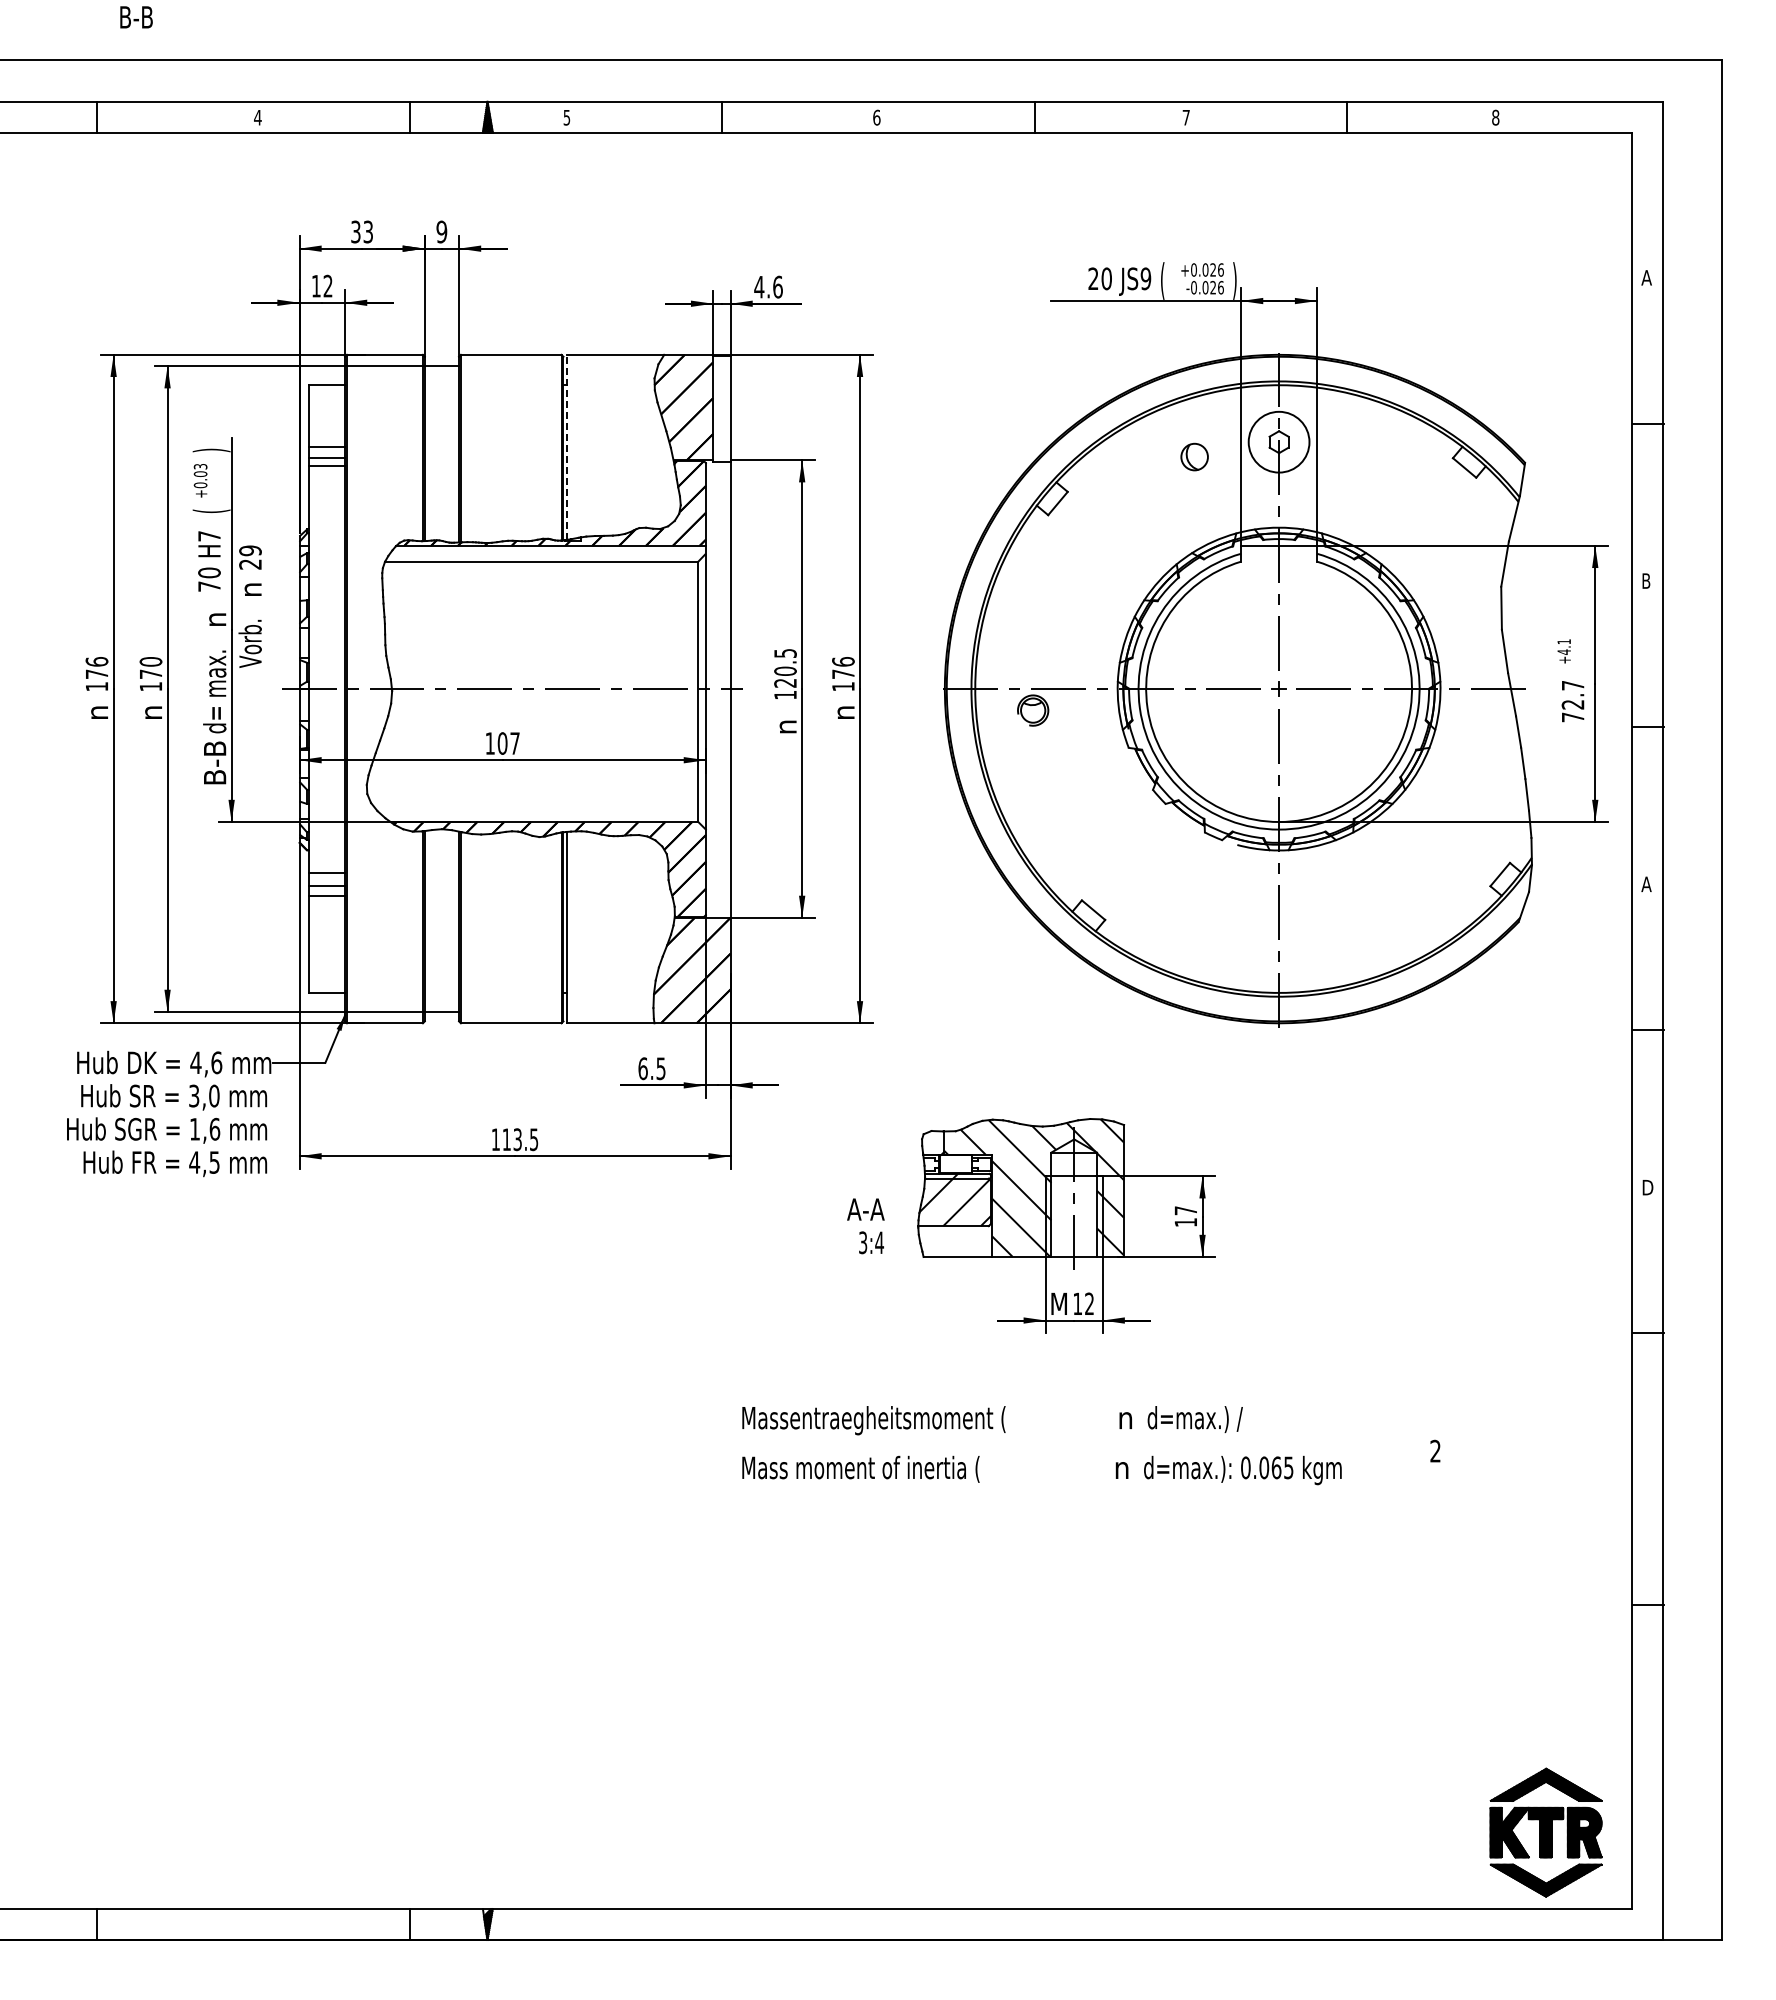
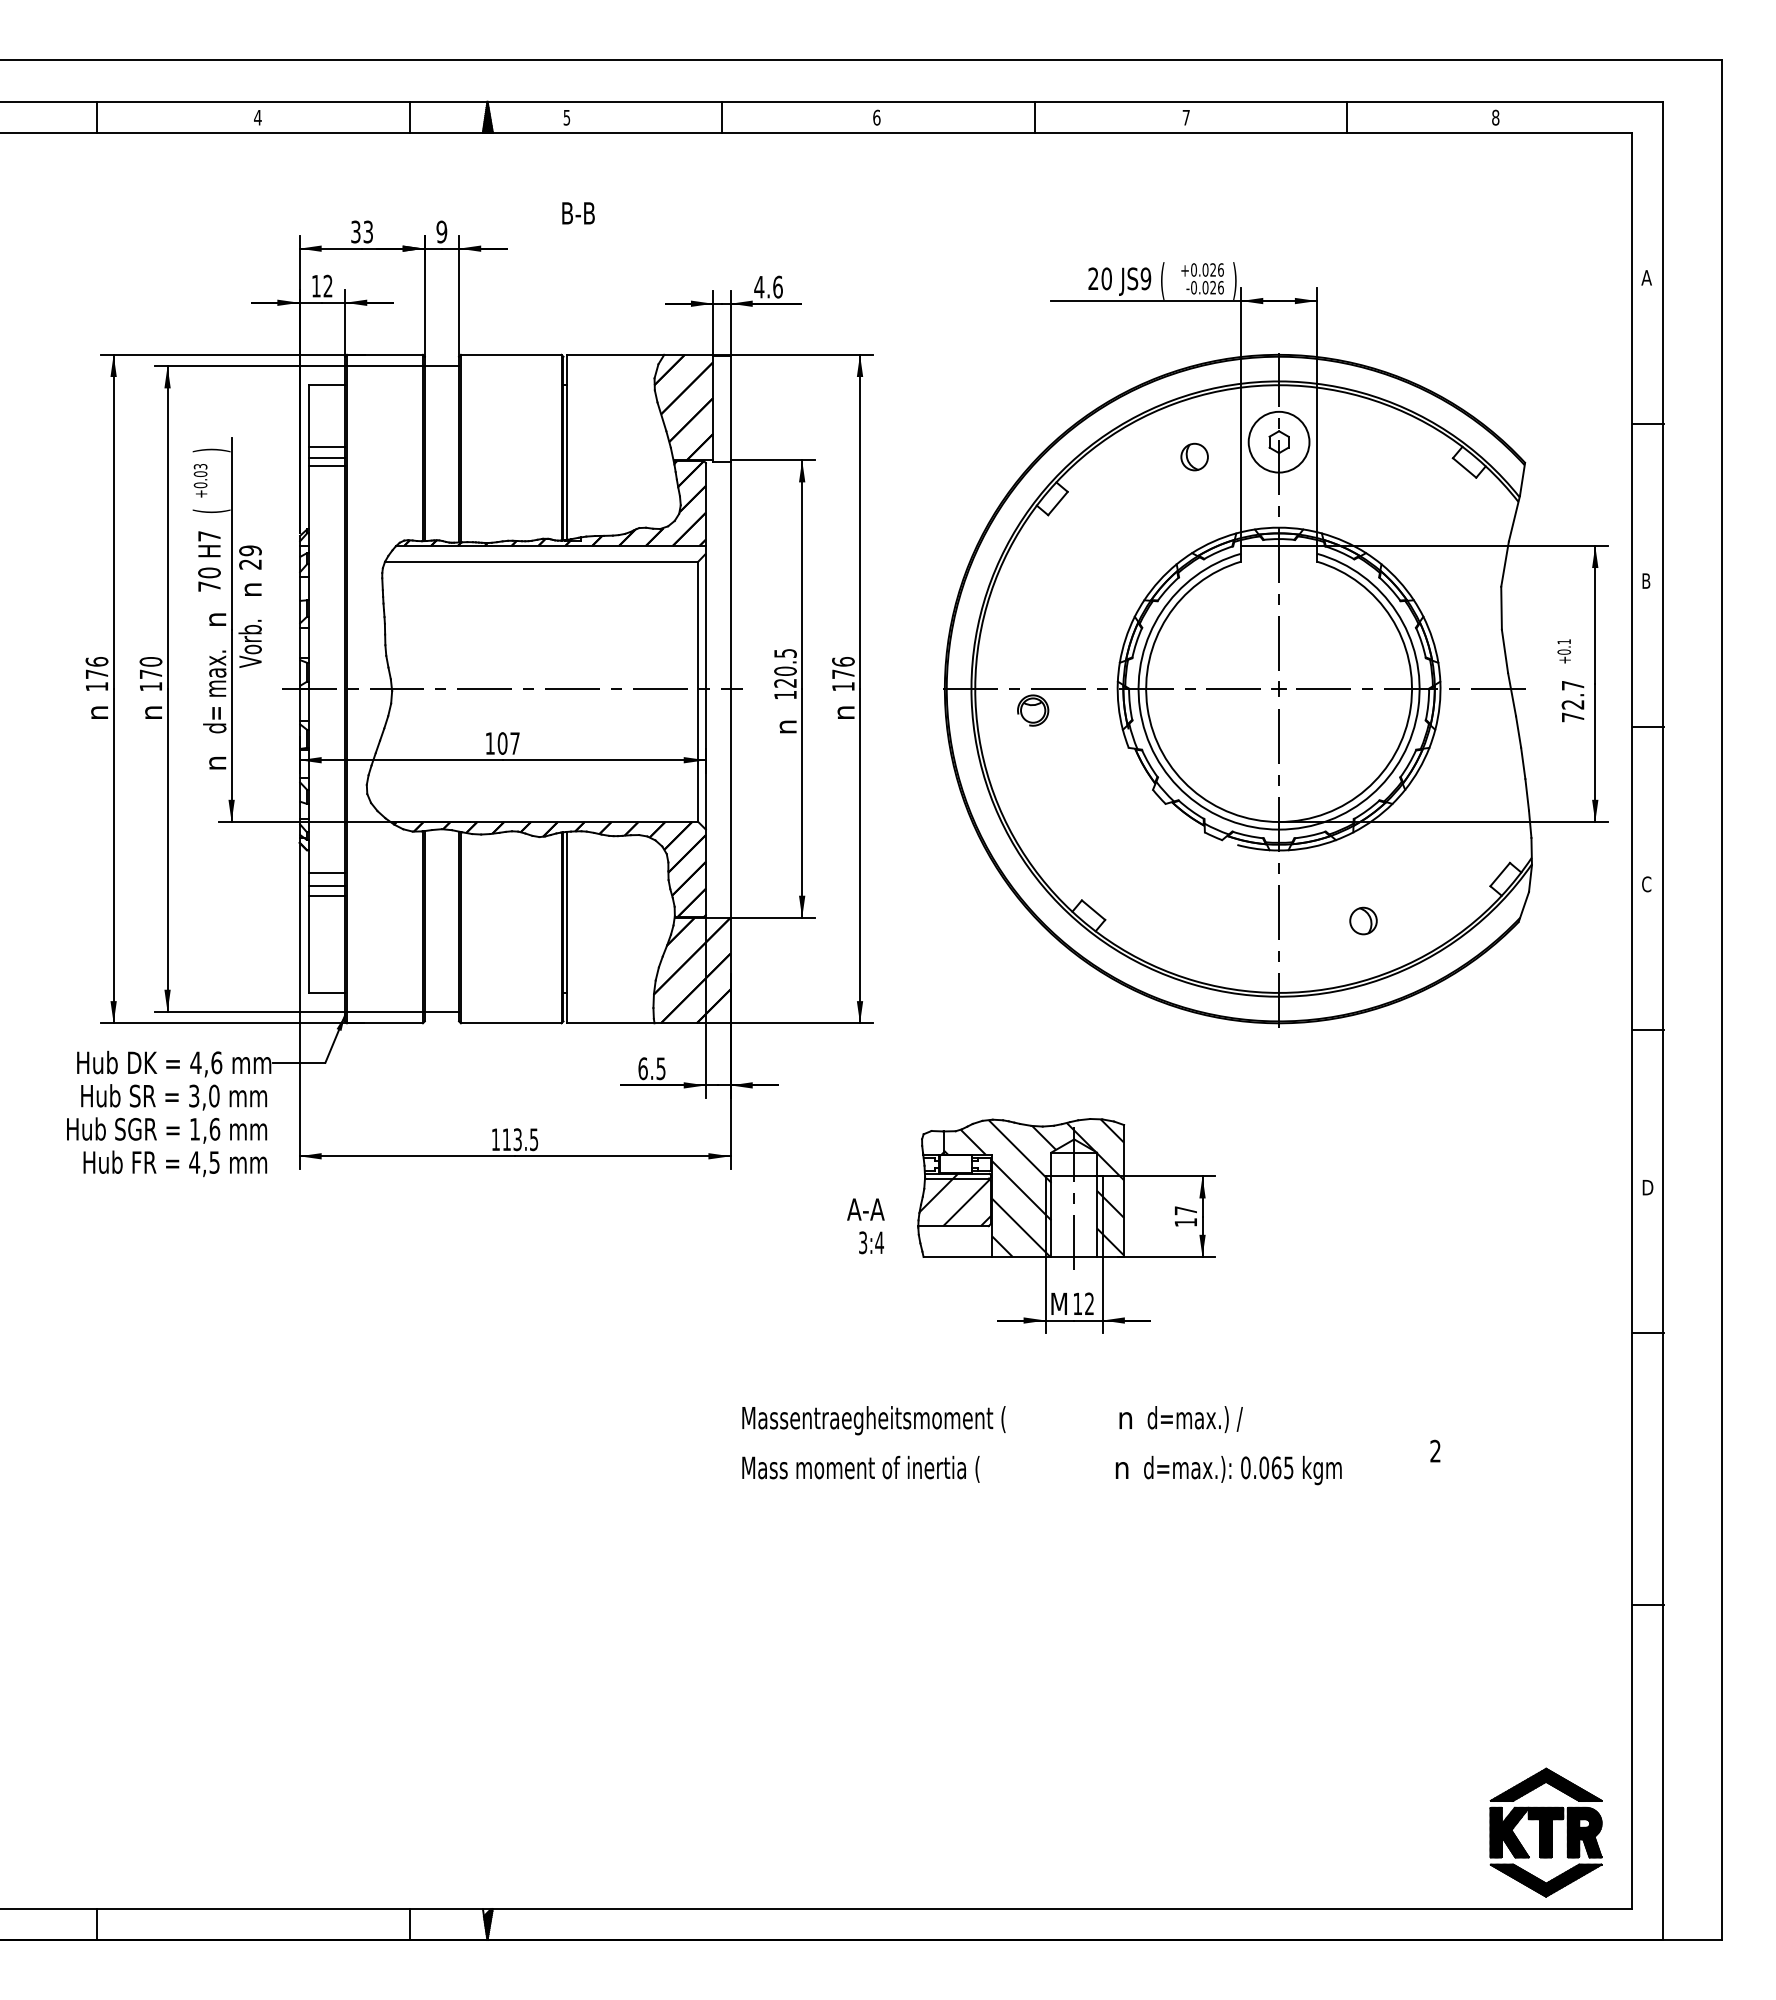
text position: (136, 17) -> (578, 213) (578, 213)
line: dashed -> solid (567, 446)
text: +4.1 -> +0.1 (1563, 651)
text: B-B -> n (215, 762)
text: A -> C (1646, 884)
part: none -> present (1363, 920)
